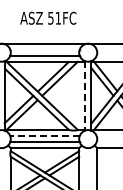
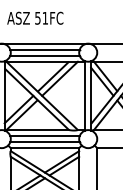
text position: (48, 17) -> (35, 17) (35, 17)
line: none -> present (44, 49)
line: dashed -> solid (85, 95)
line: dashed -> solid (45, 136)
